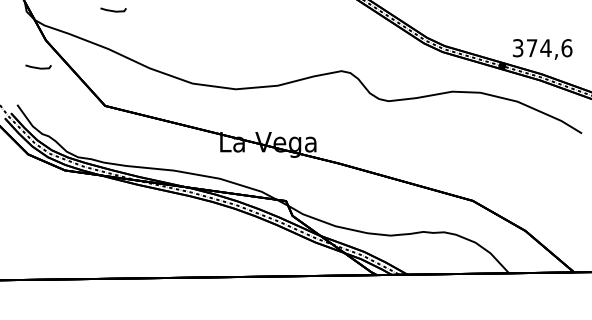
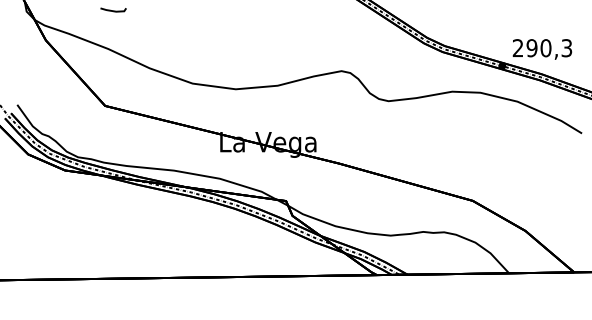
text: 374,6 -> 290,3 (542, 48)
line: present -> none (38, 67)
